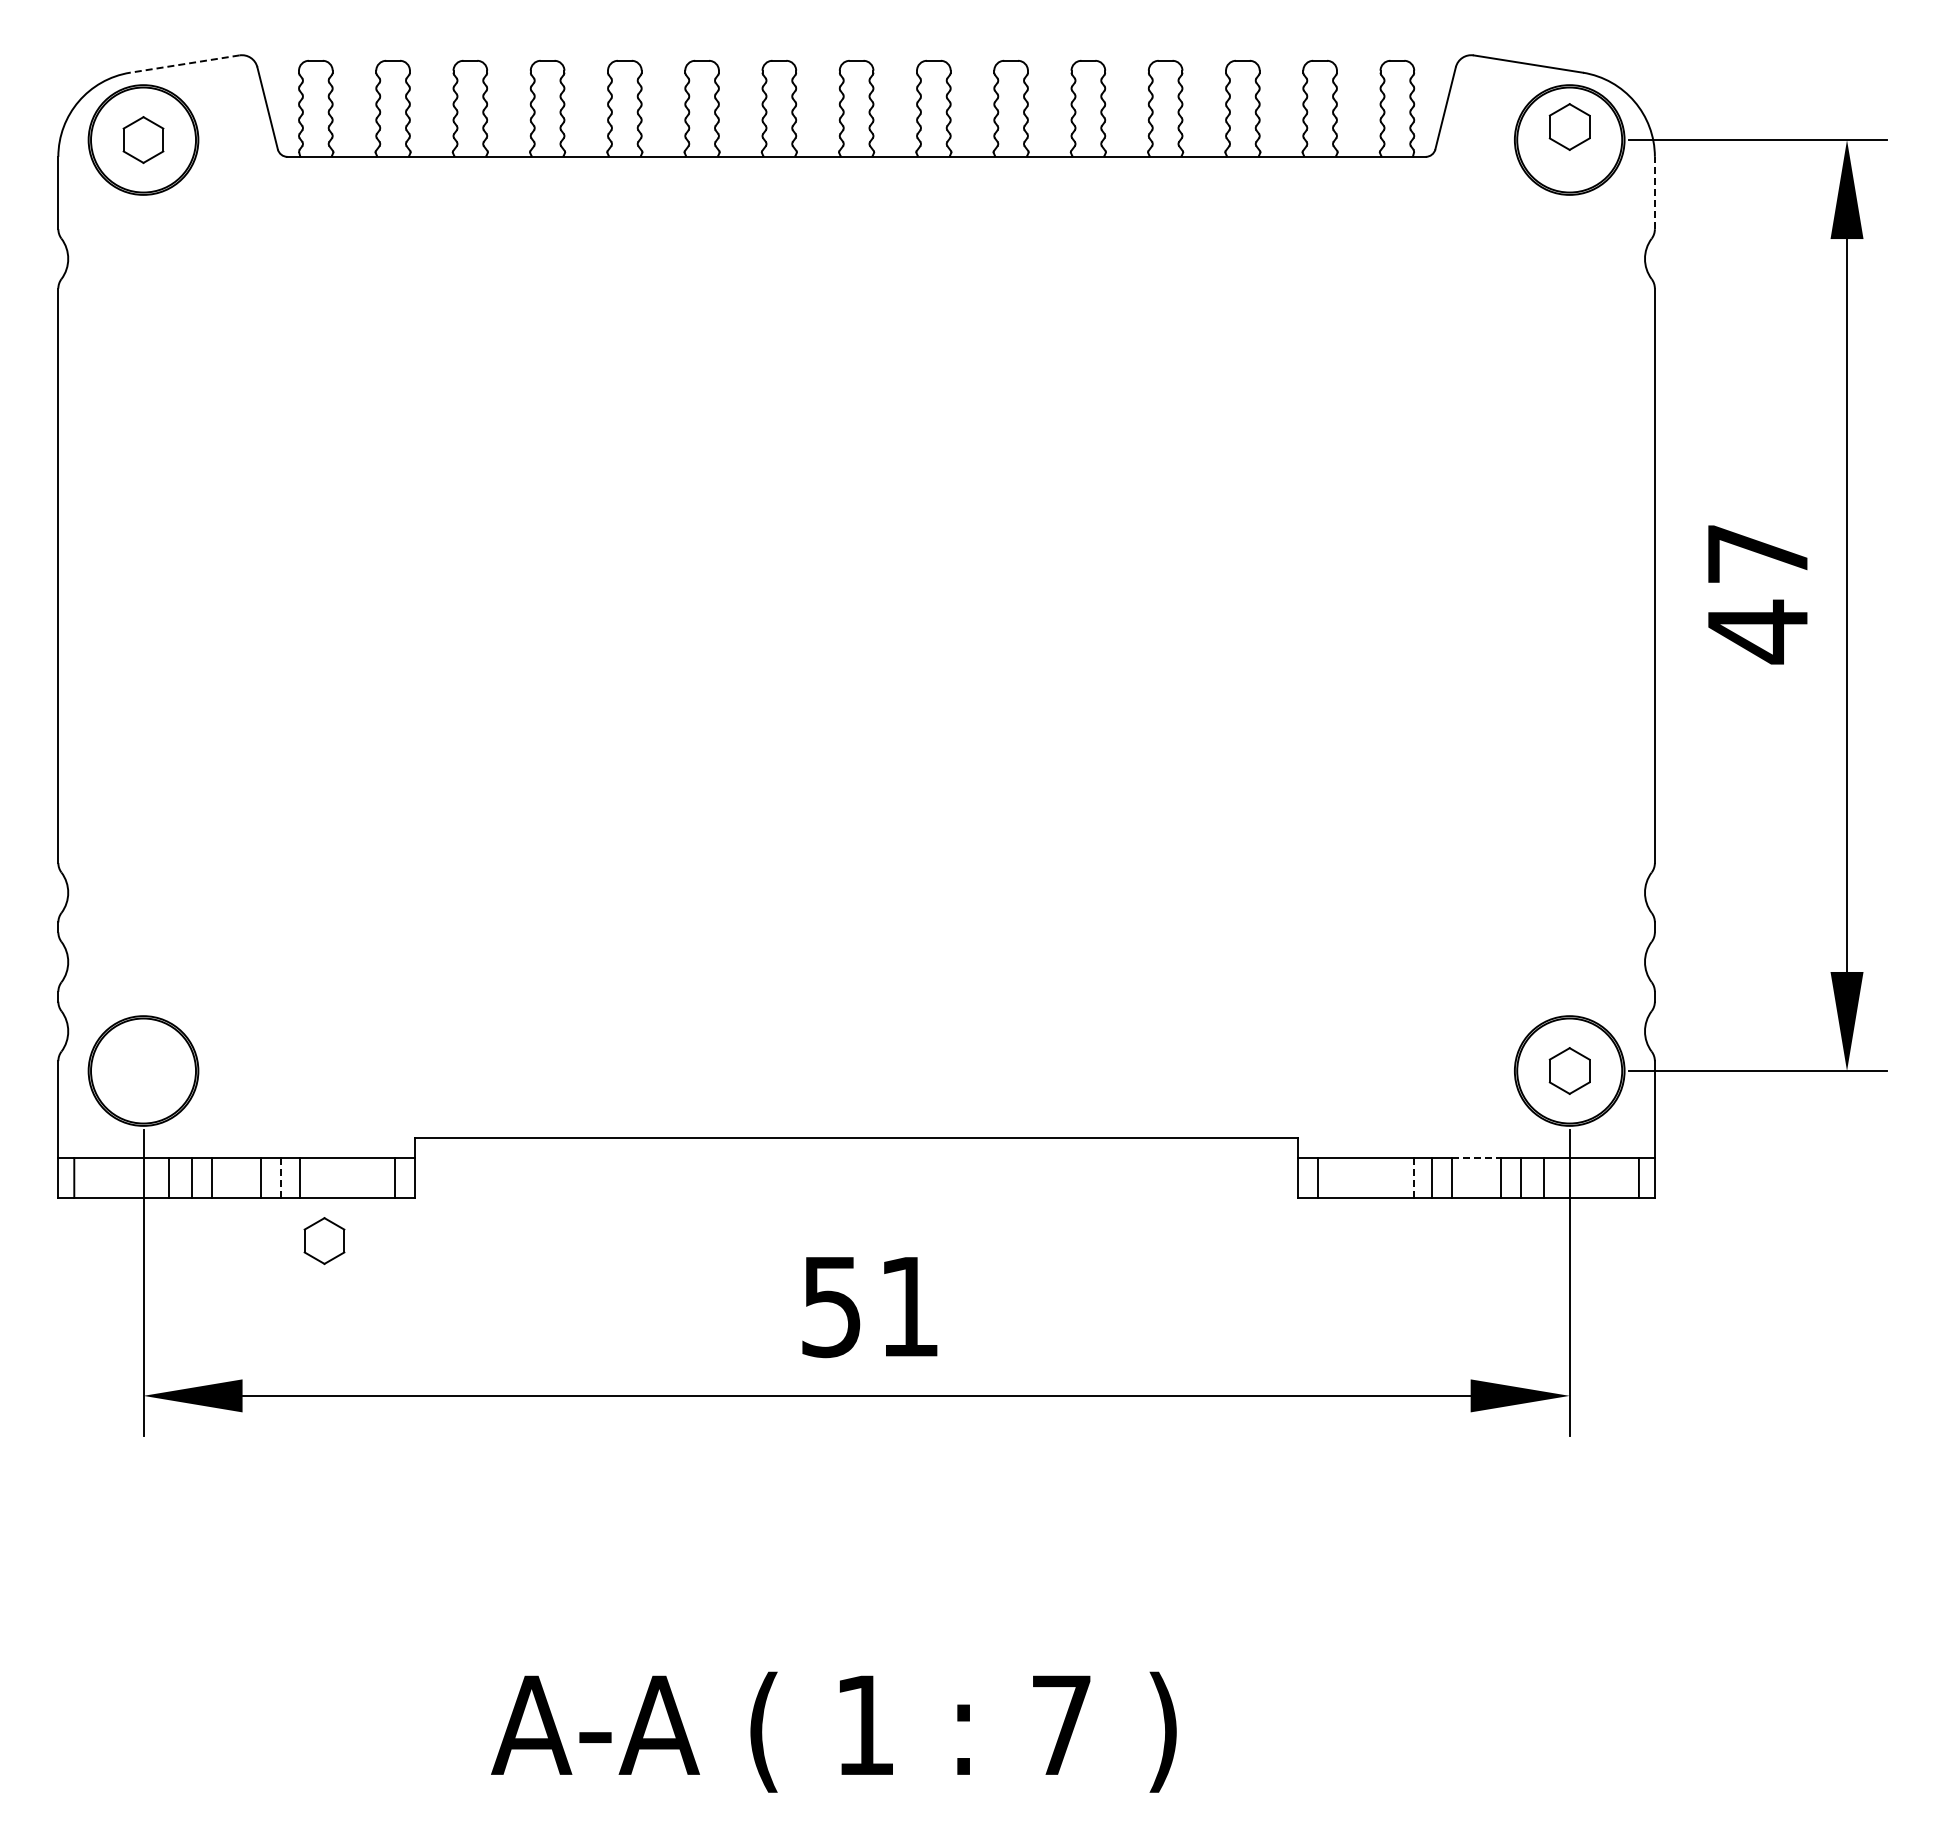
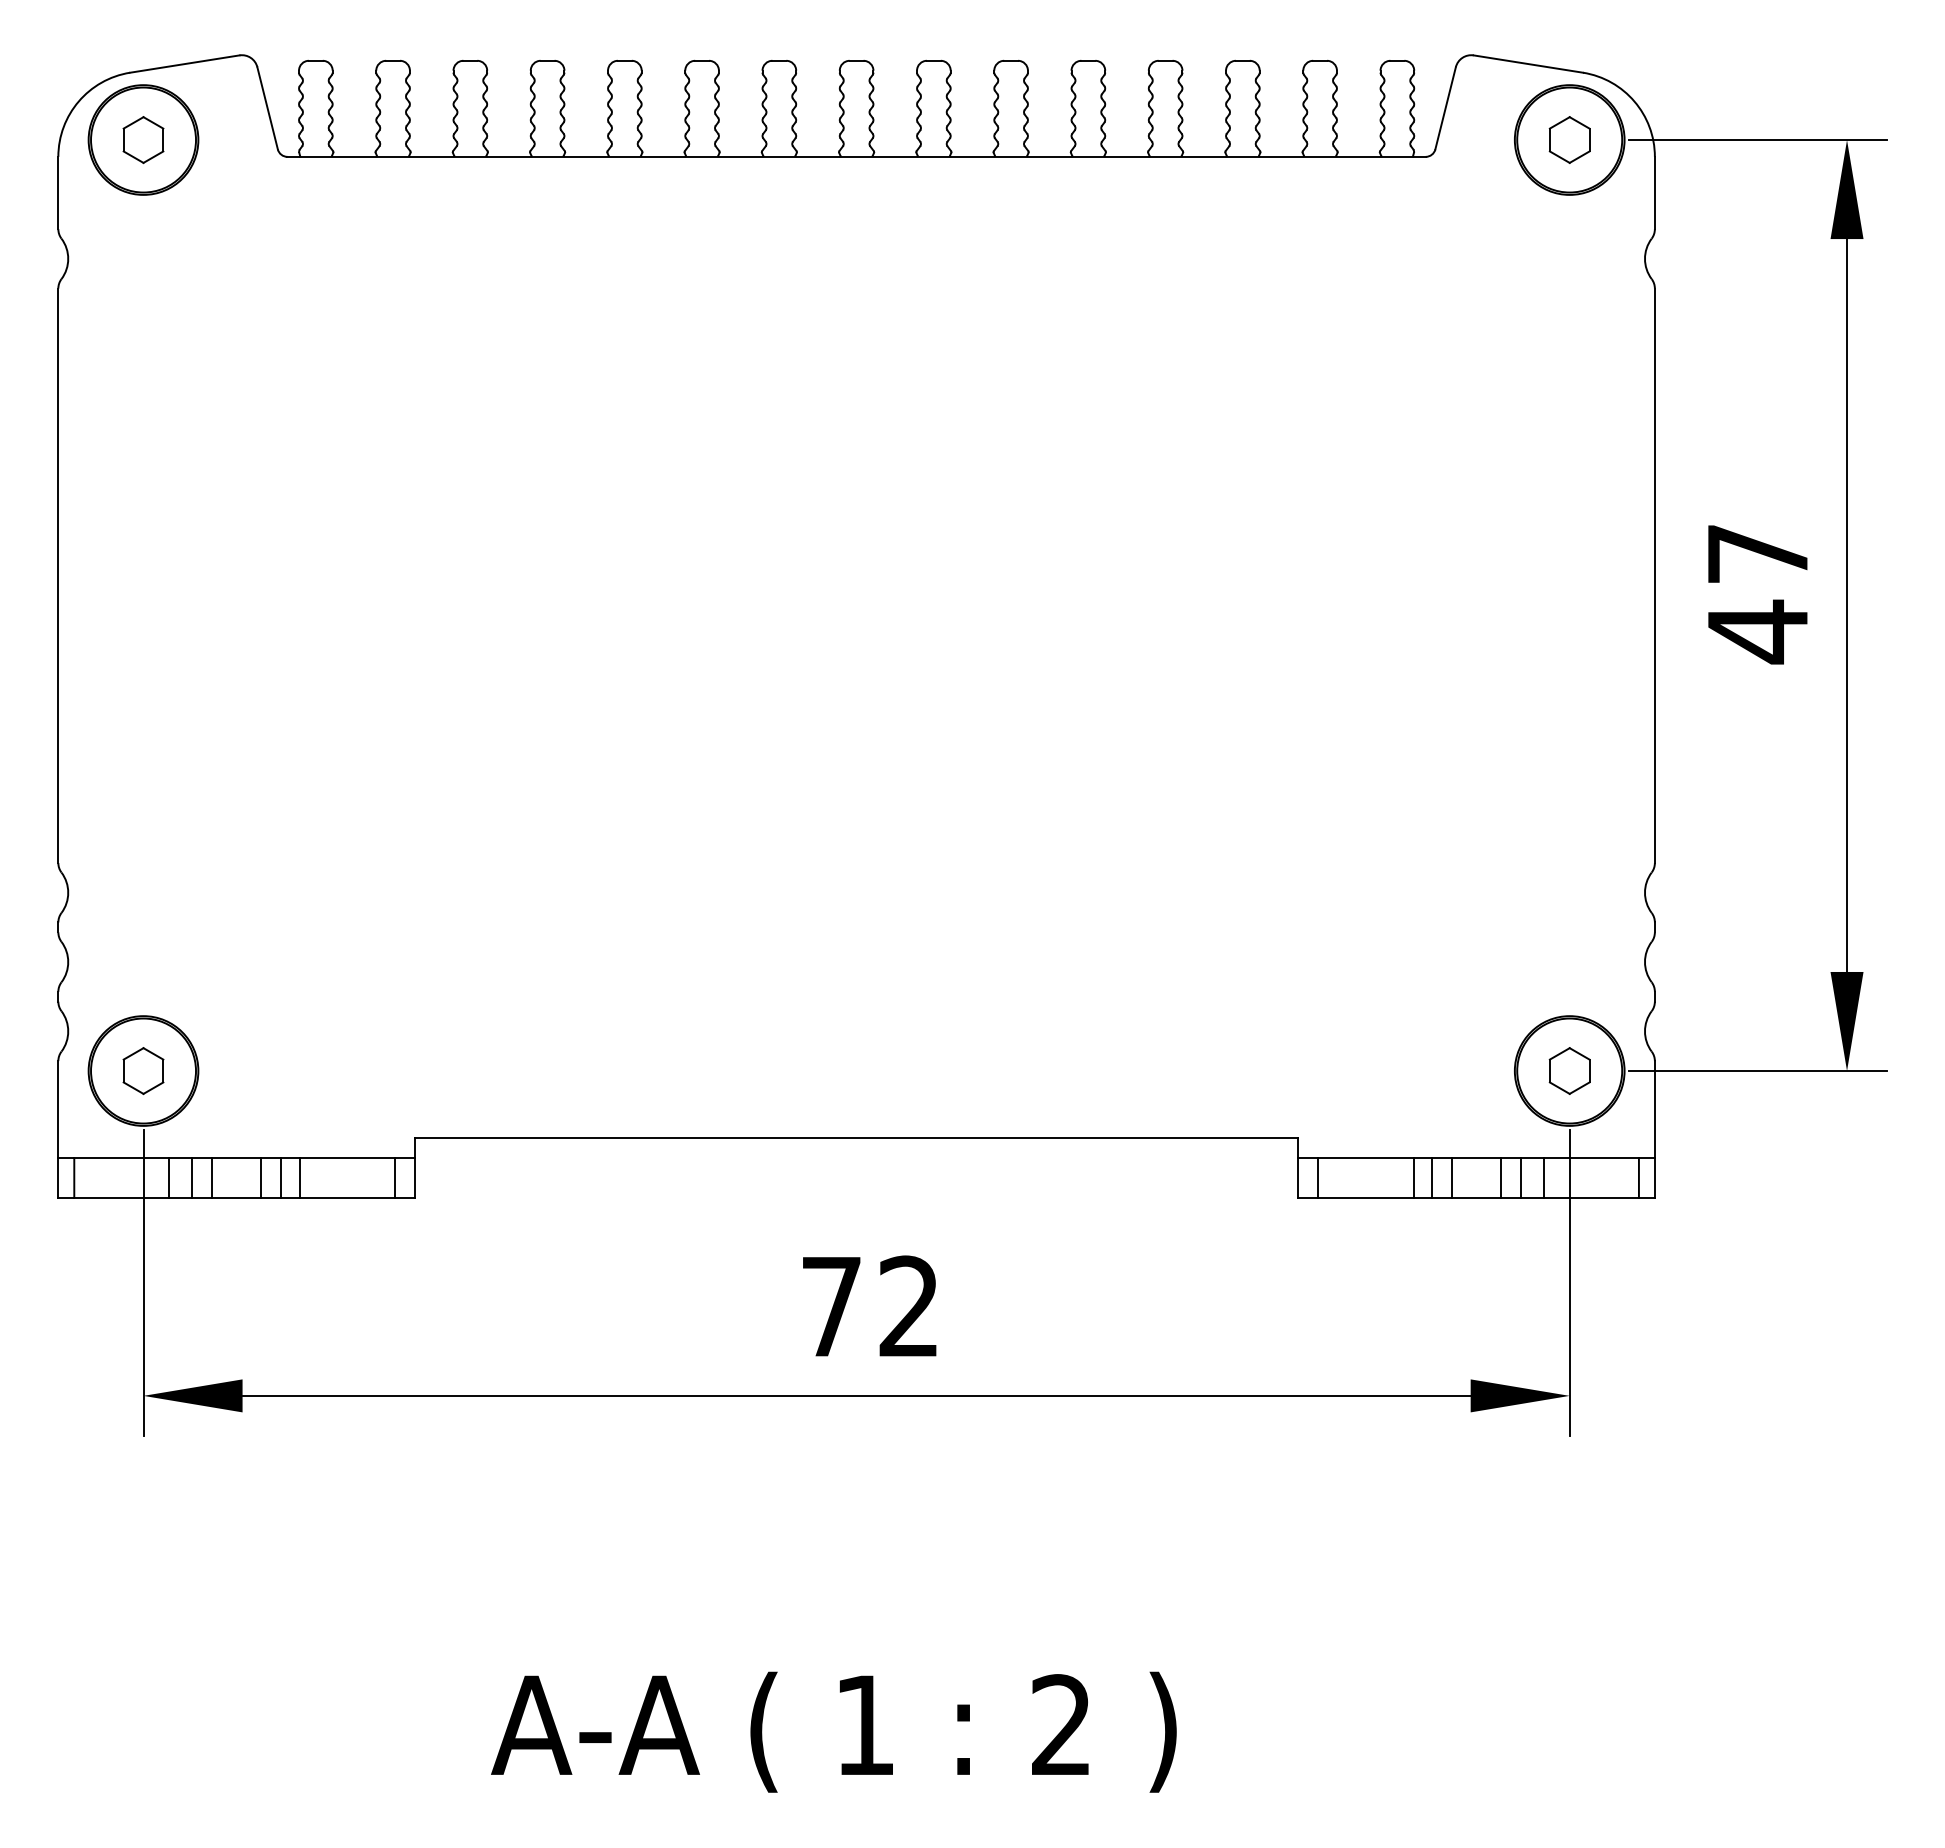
line: dashed -> solid (184, 64)
part position: (1569, 126) -> (1569, 139) (1569, 139)
line: dashed -> solid (1654, 192)
line: dashed -> solid (1476, 1158)
line: dashed -> solid (281, 1178)
line: dashed -> solid (1413, 1178)
part position: (324, 1240) -> (143, 1070) (143, 1070)
text: 51 -> 72 (869, 1306)
text: 7 -> 2 (1061, 1724)
